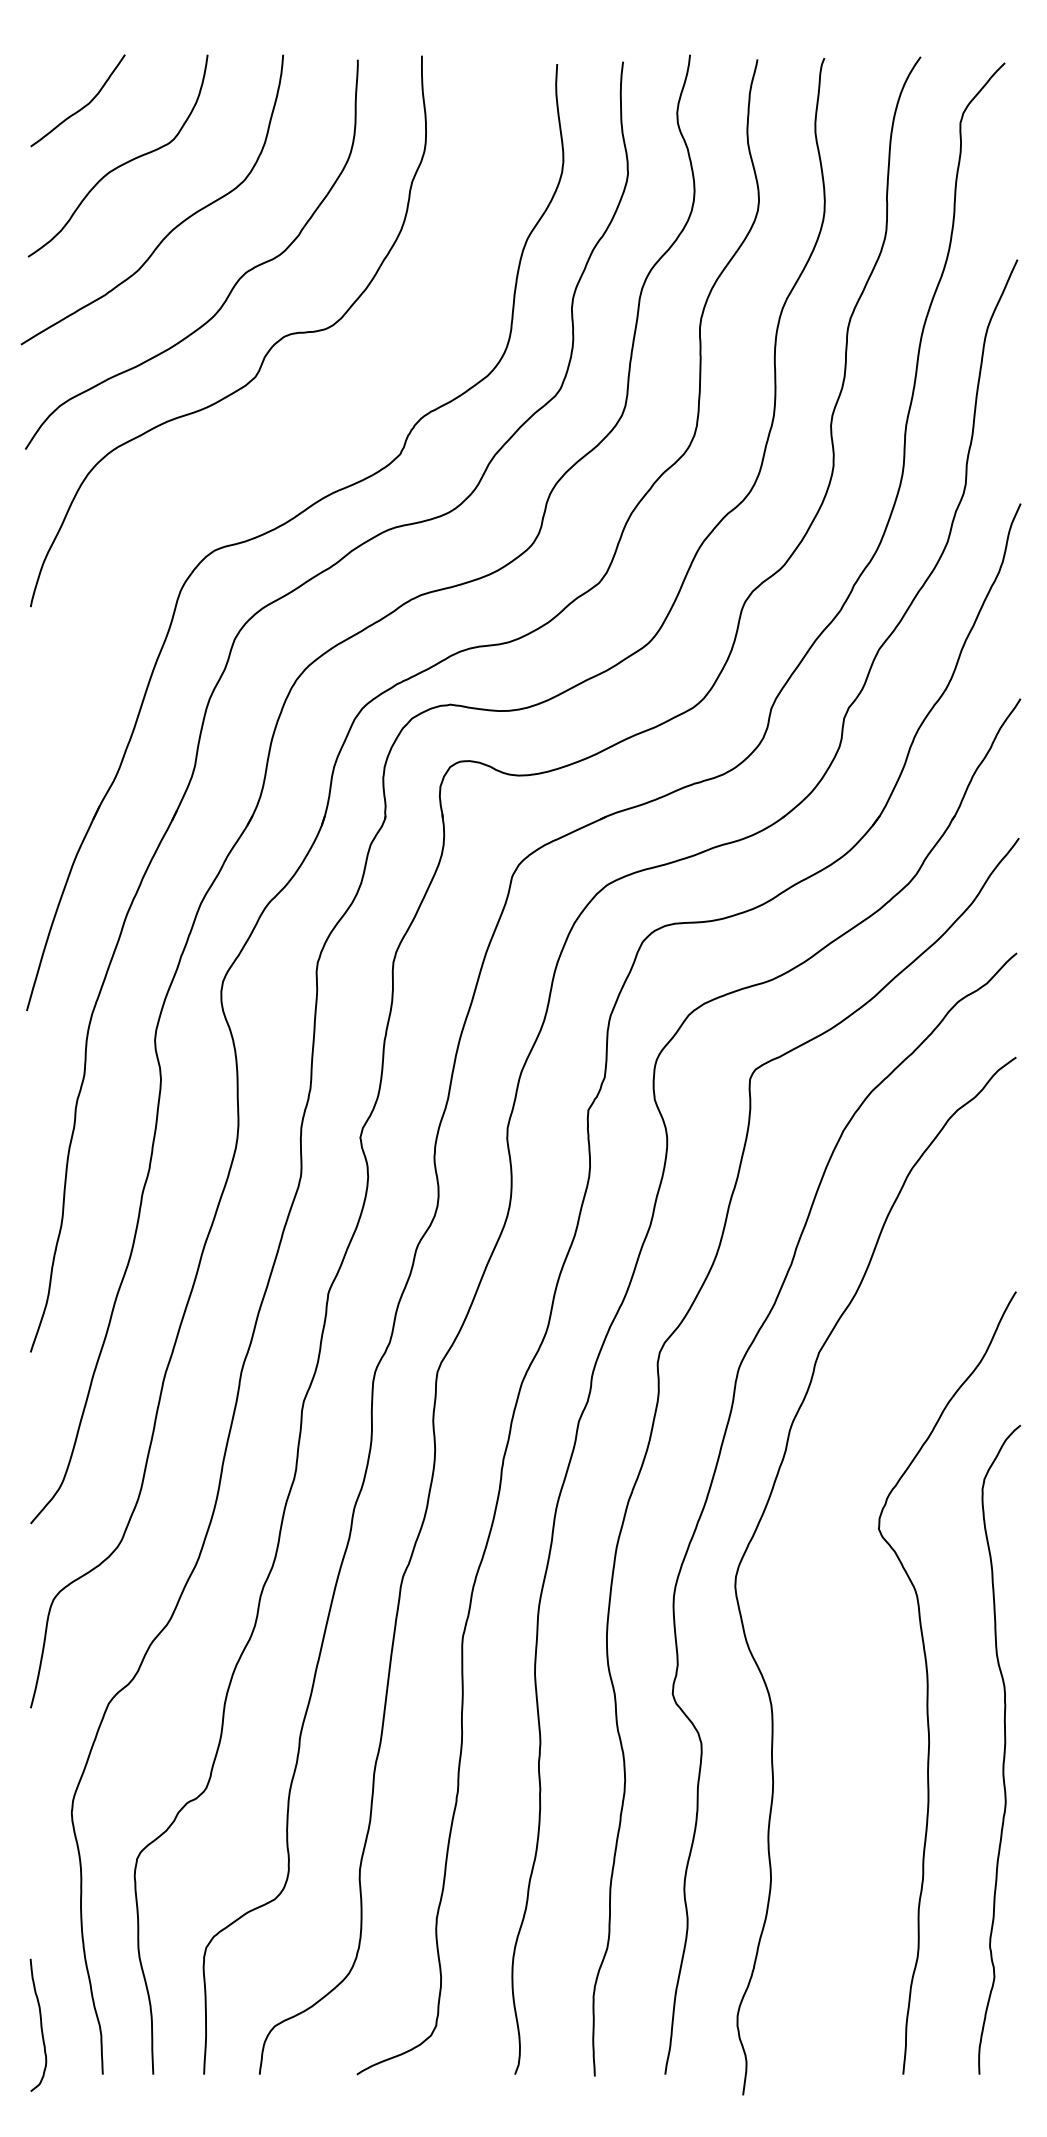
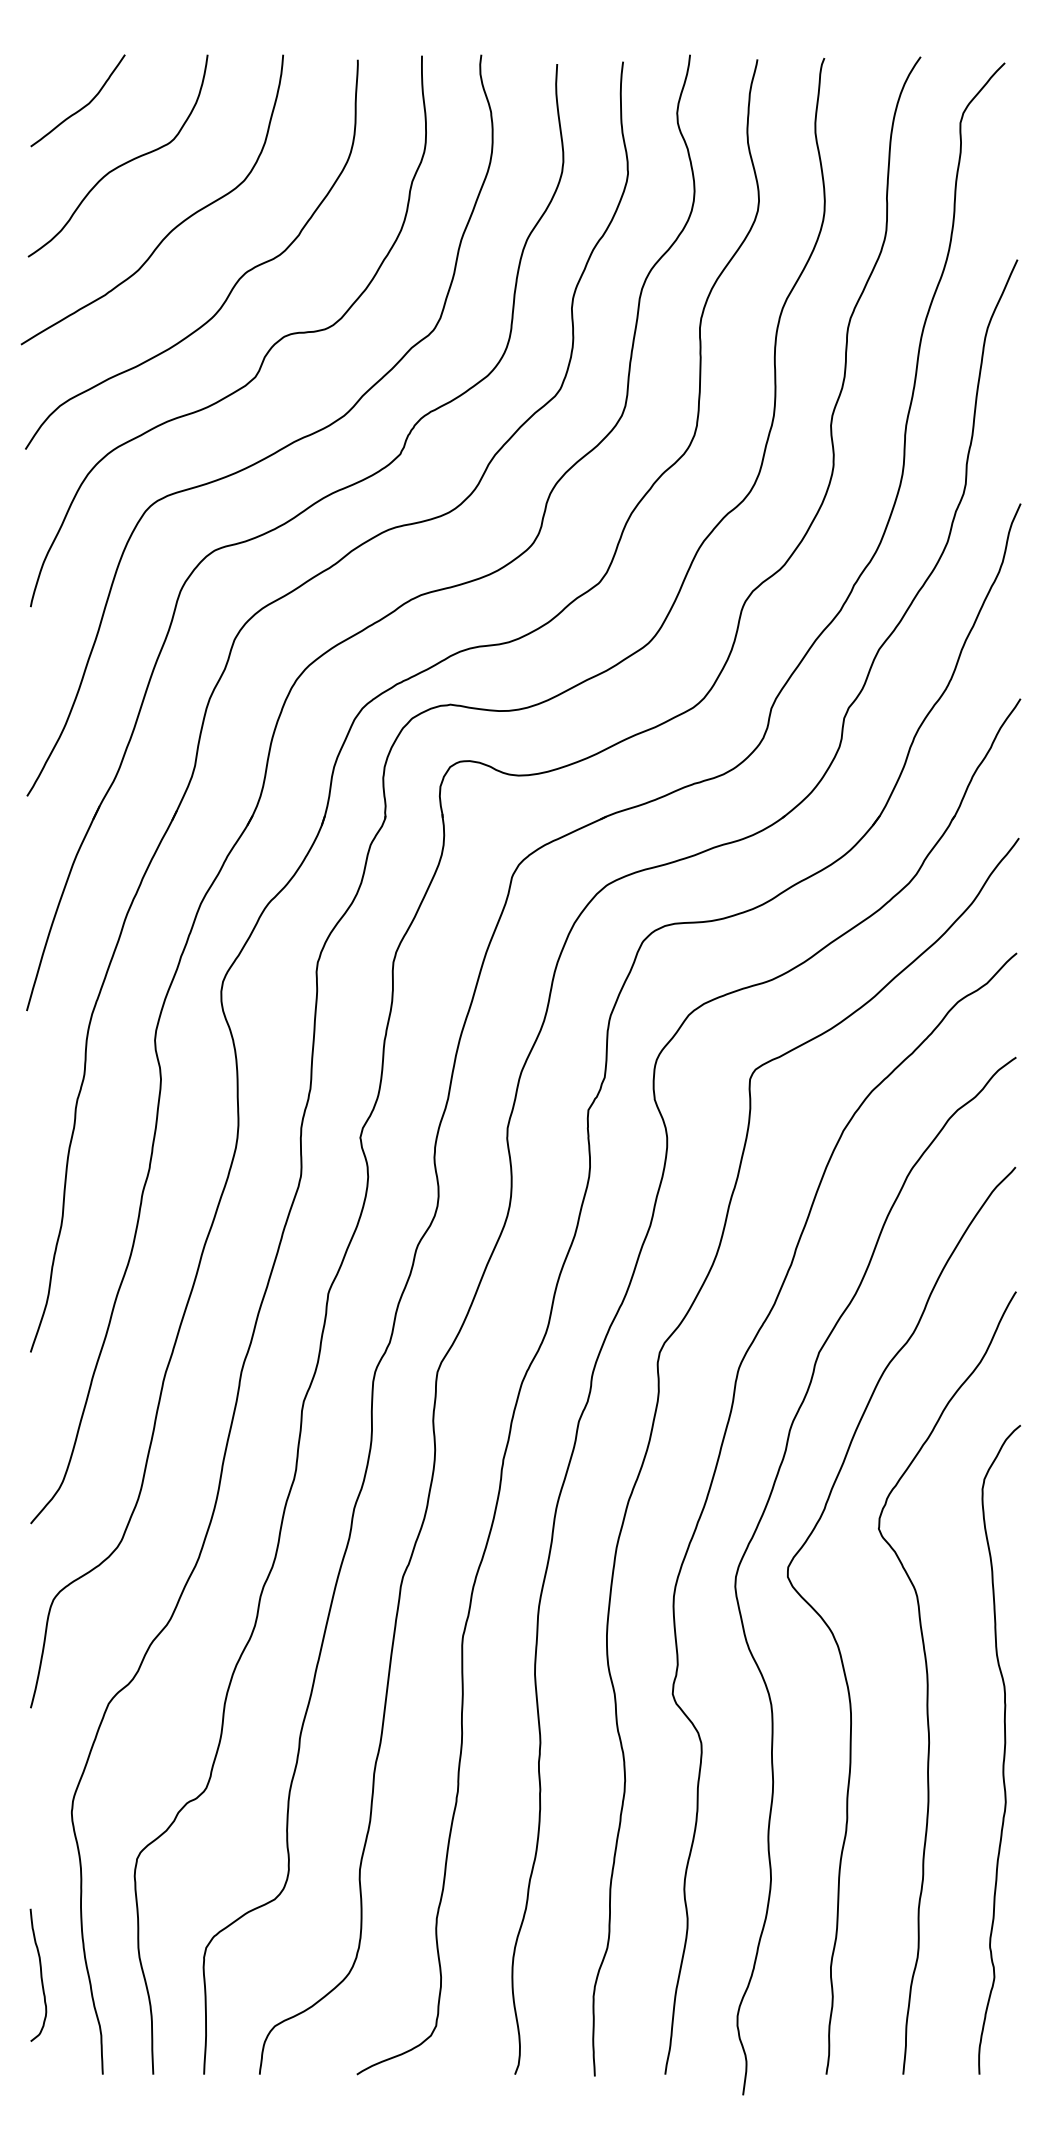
curve: none -> present (273, 452)
curve: none -> present (838, 1644)
curve position: (40, 2024) -> (40, 1974) (40, 1974)
